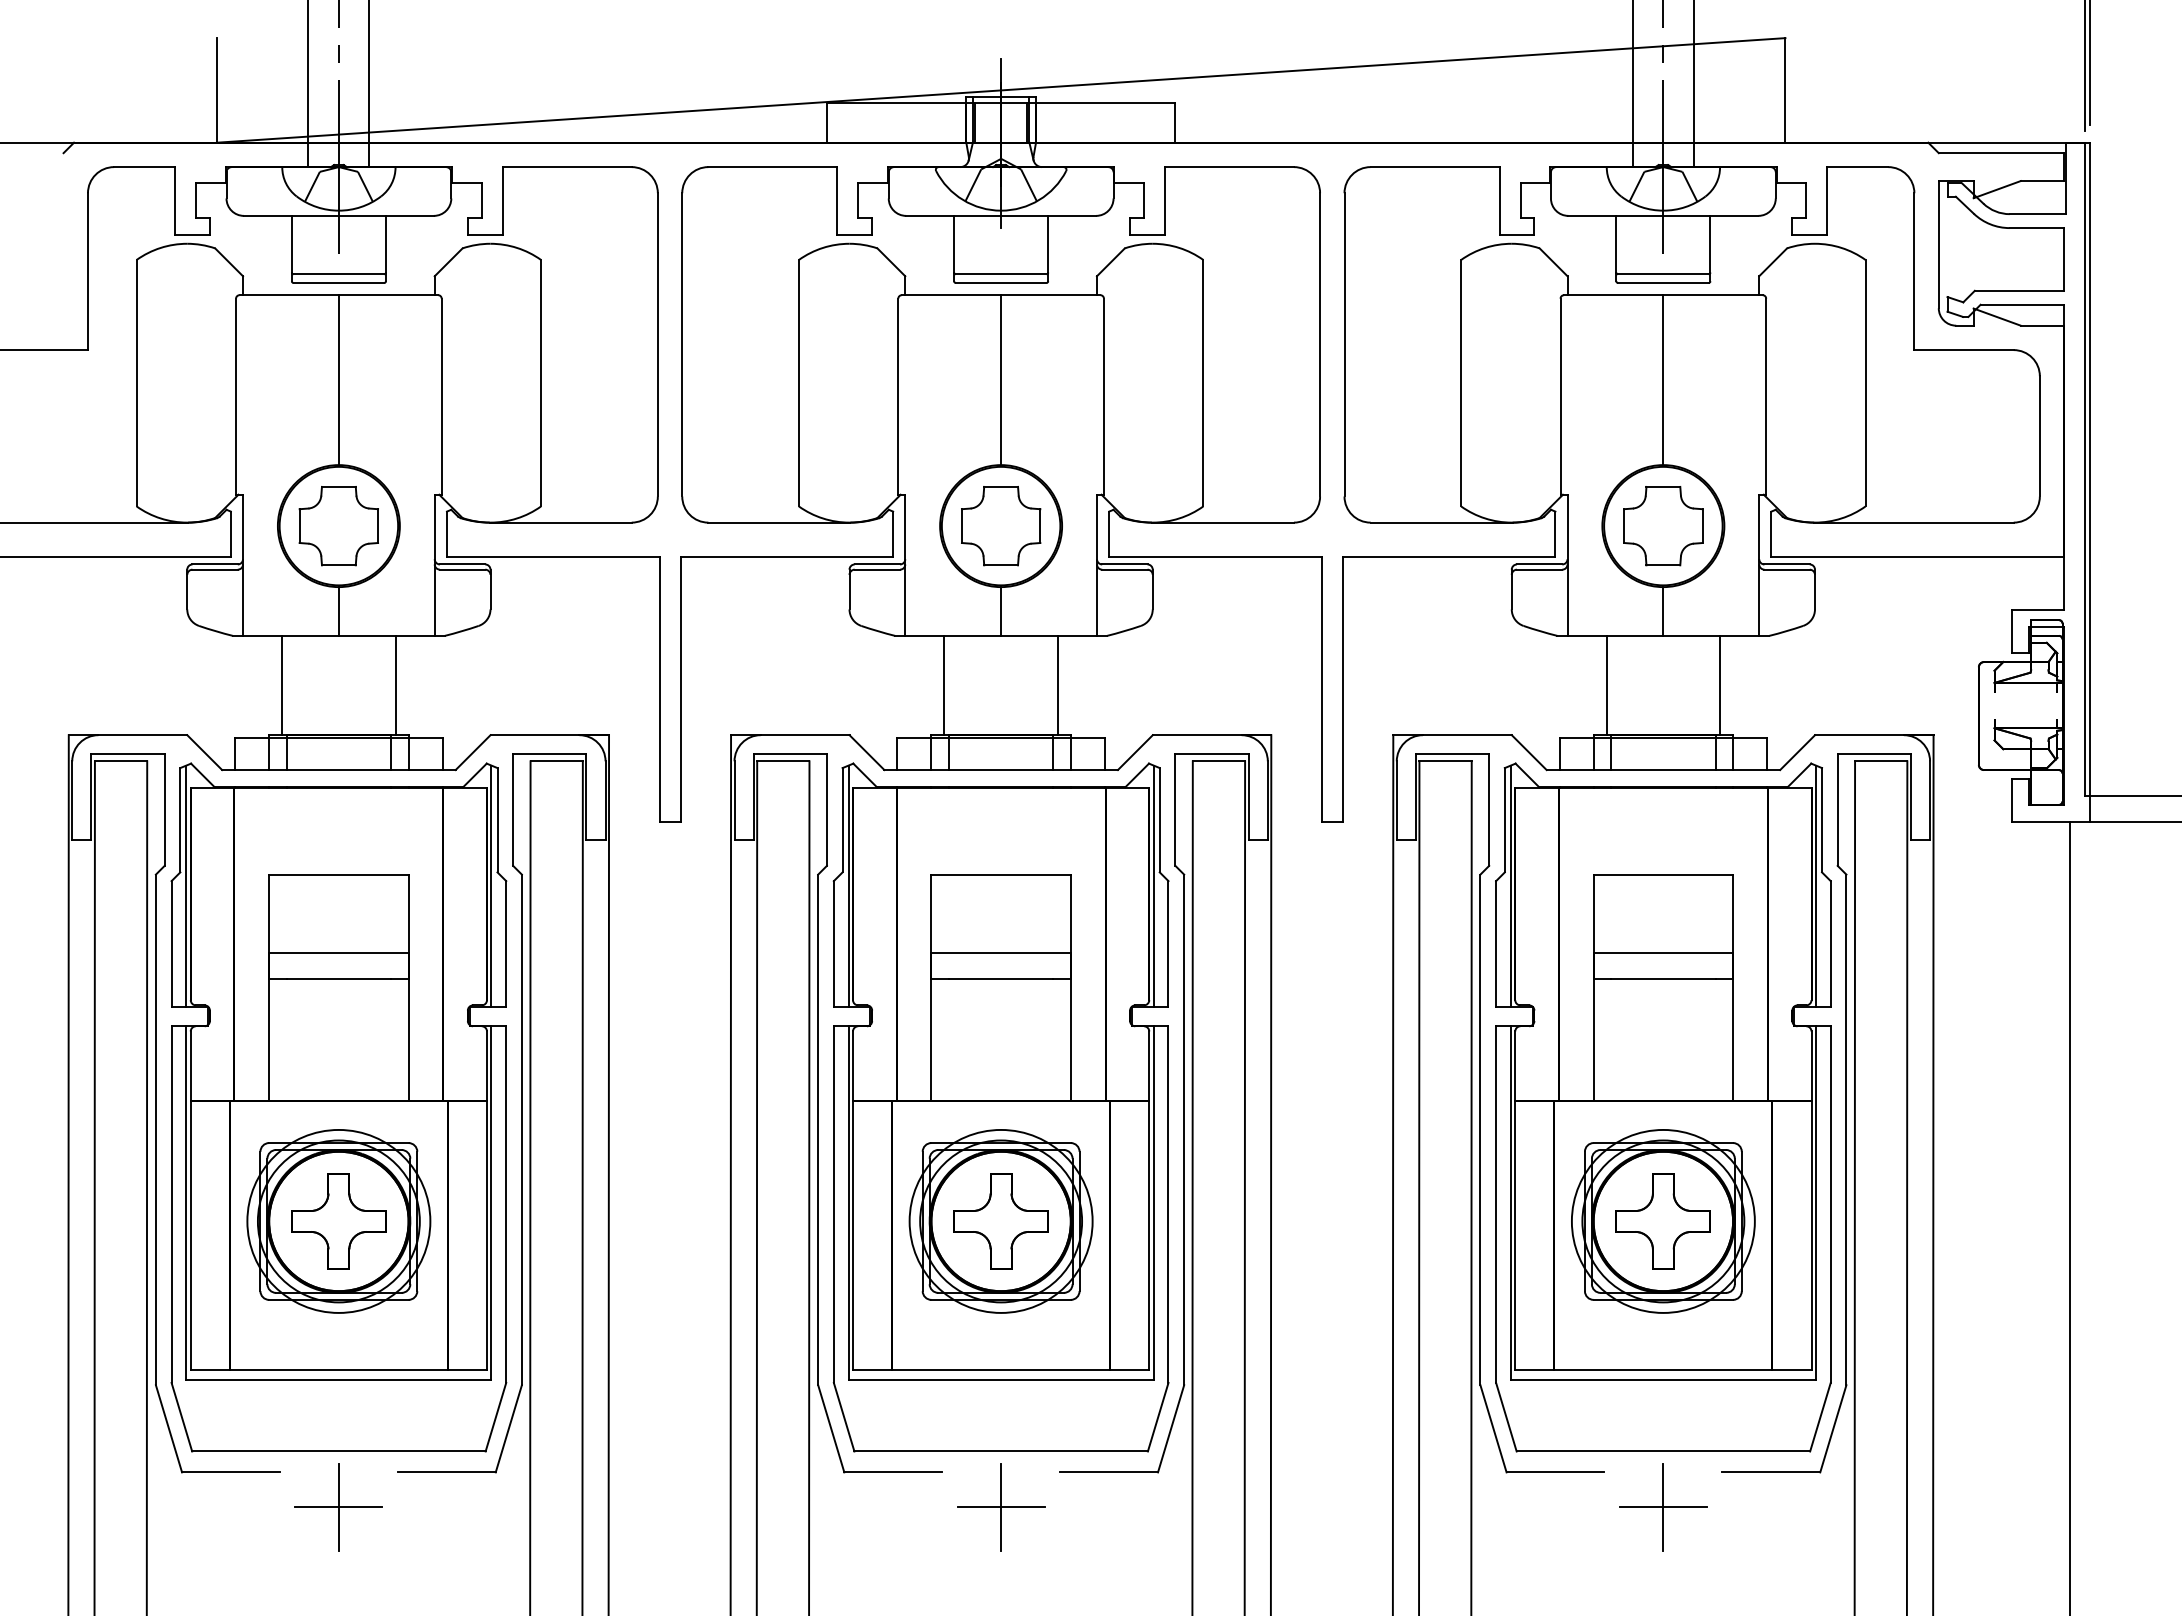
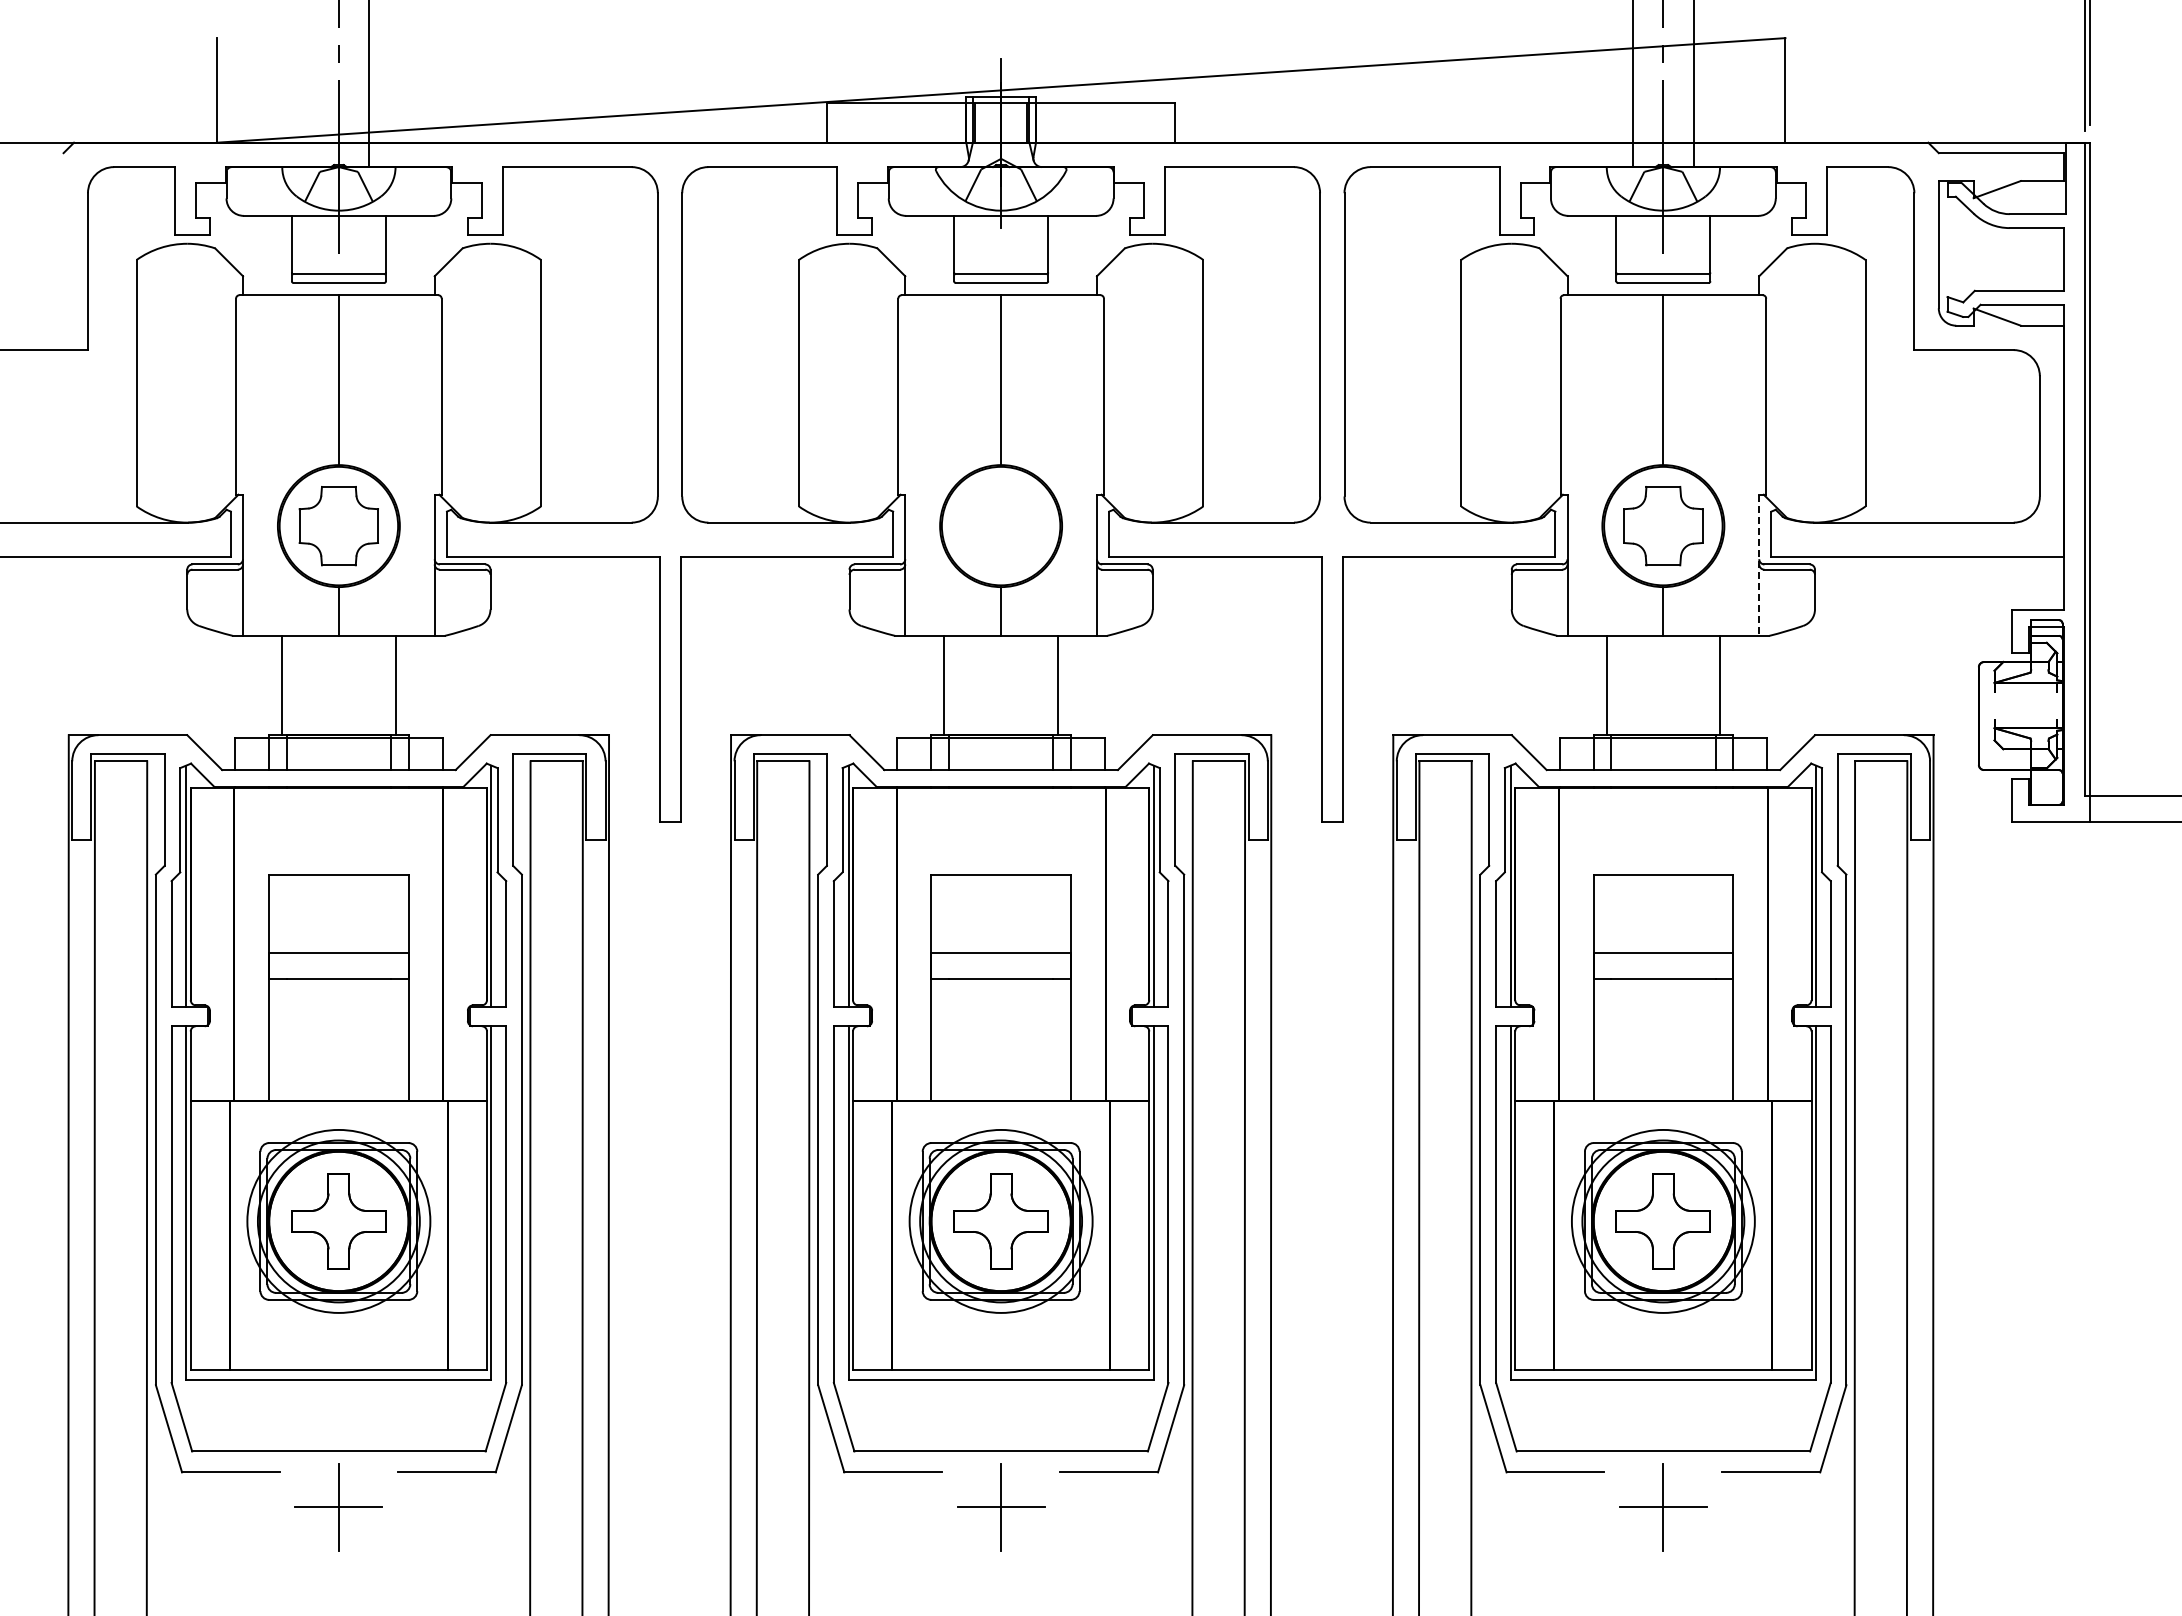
line: present -> none (308, 84)
part: present -> none (1001, 526)
line: solid -> dashed (1759, 565)
line: present -> none (2069, 1217)
